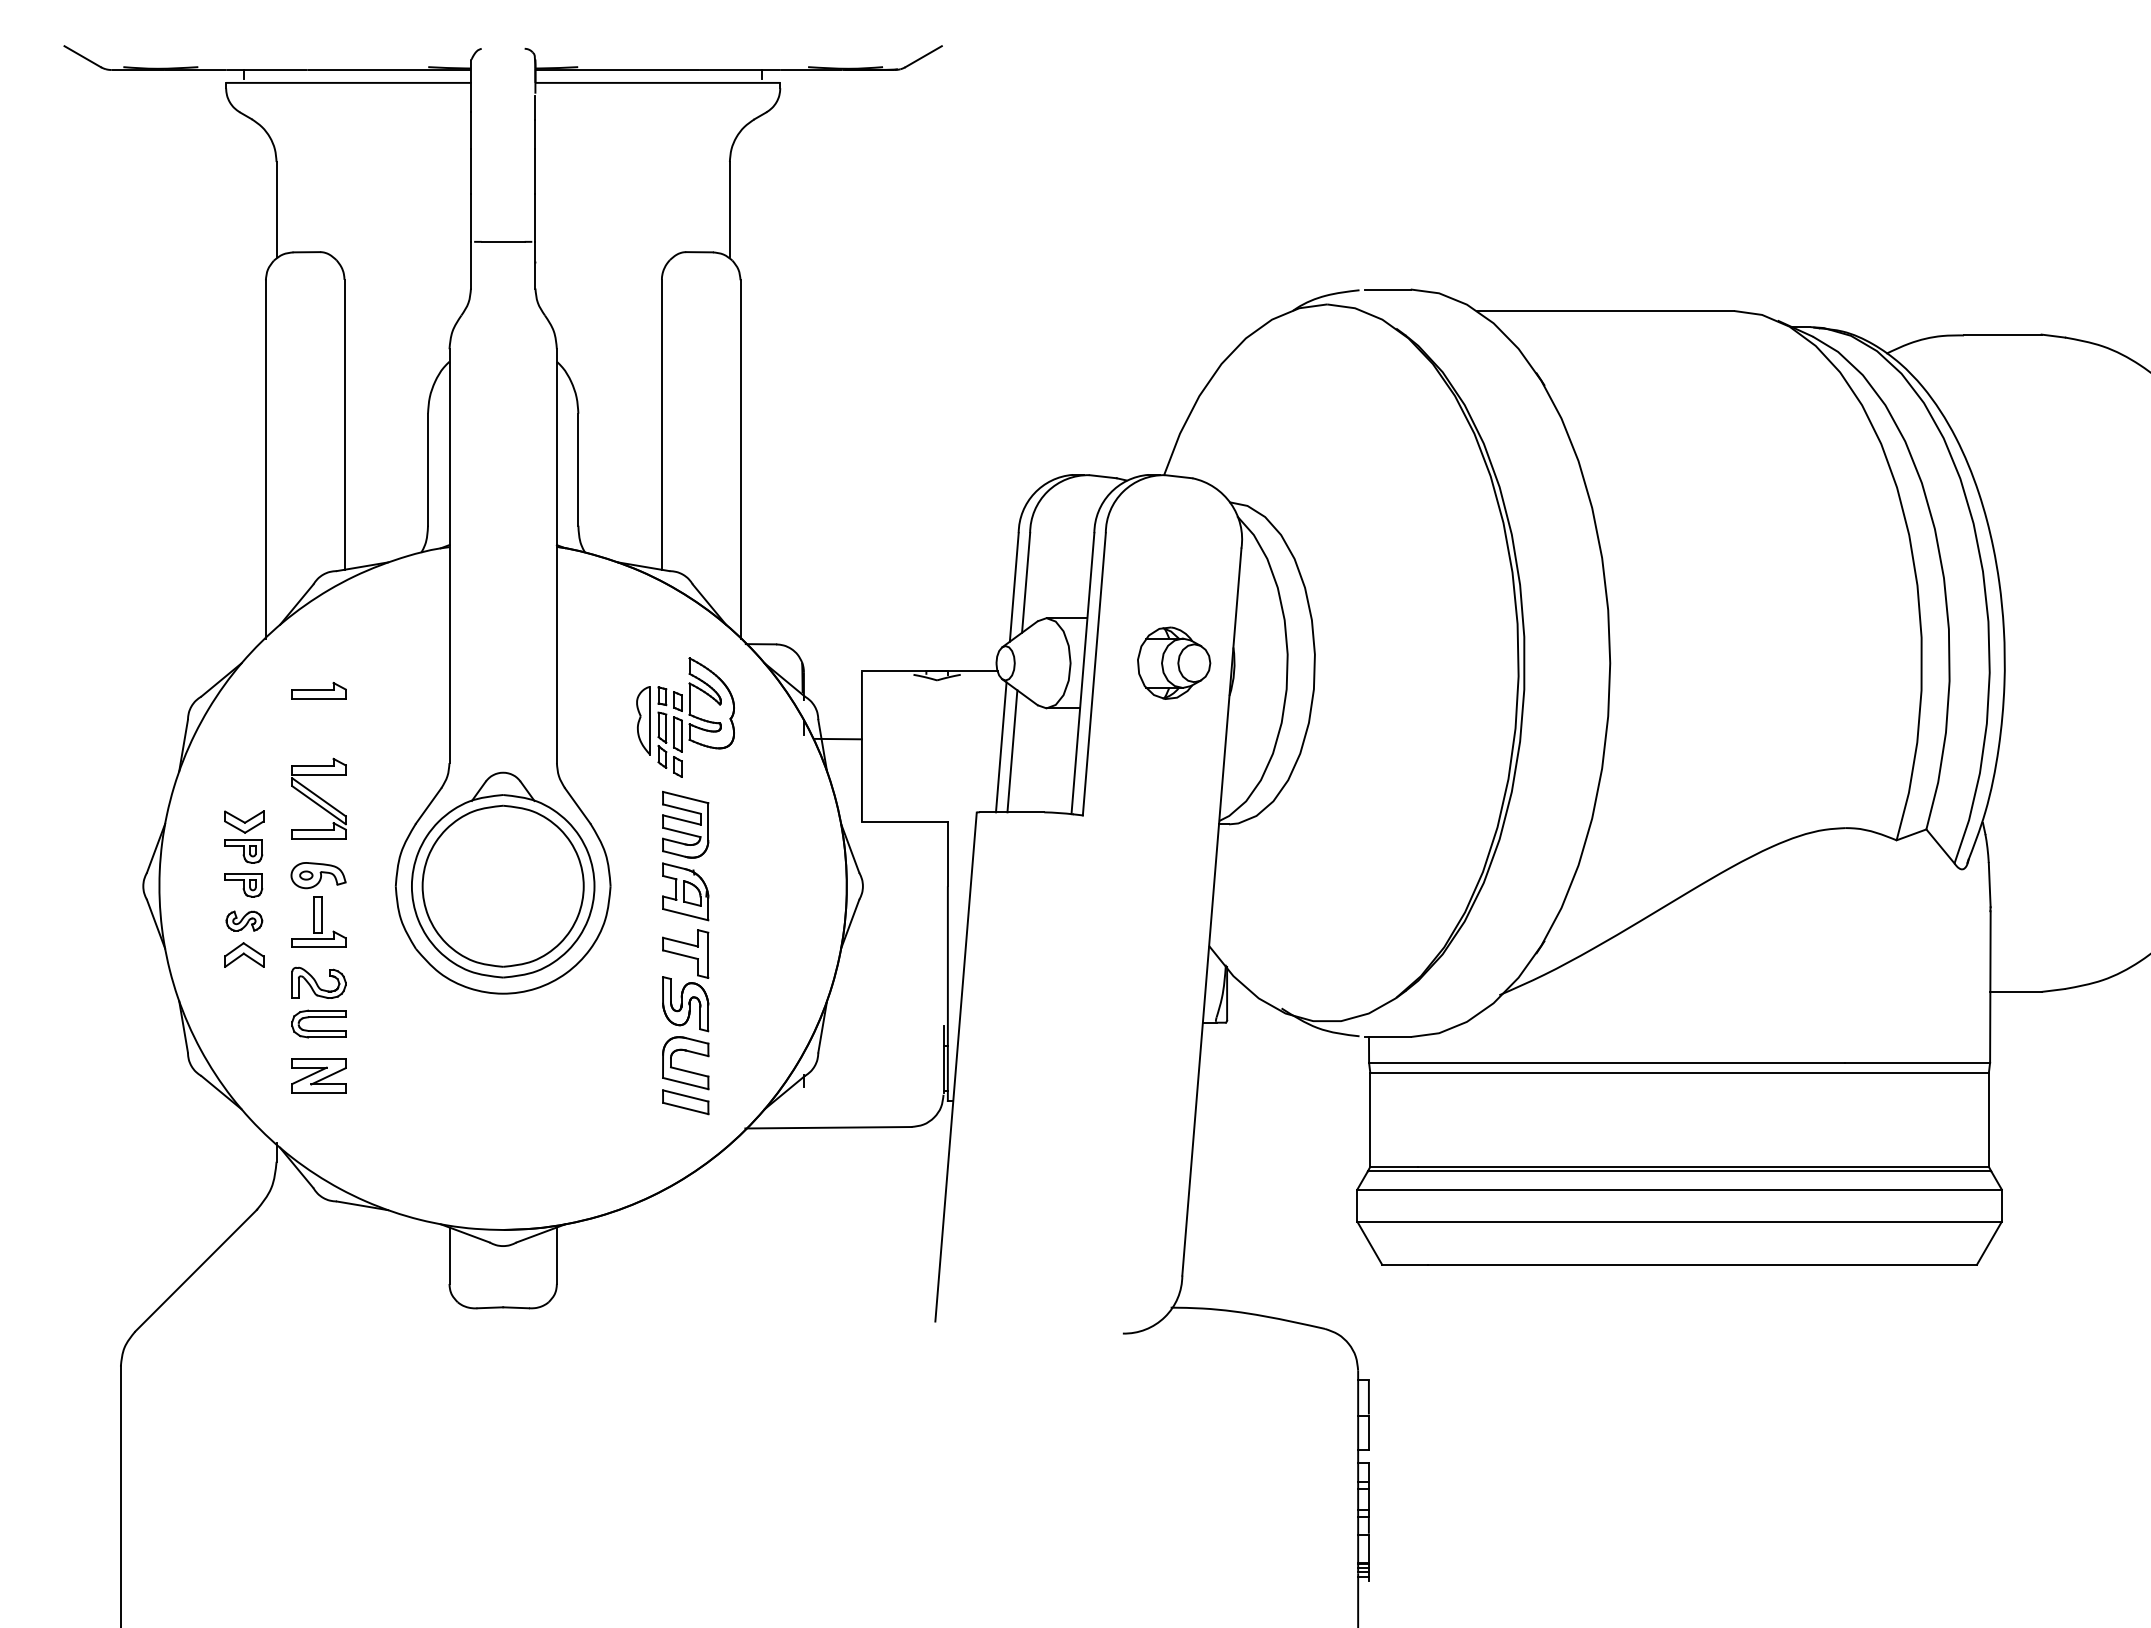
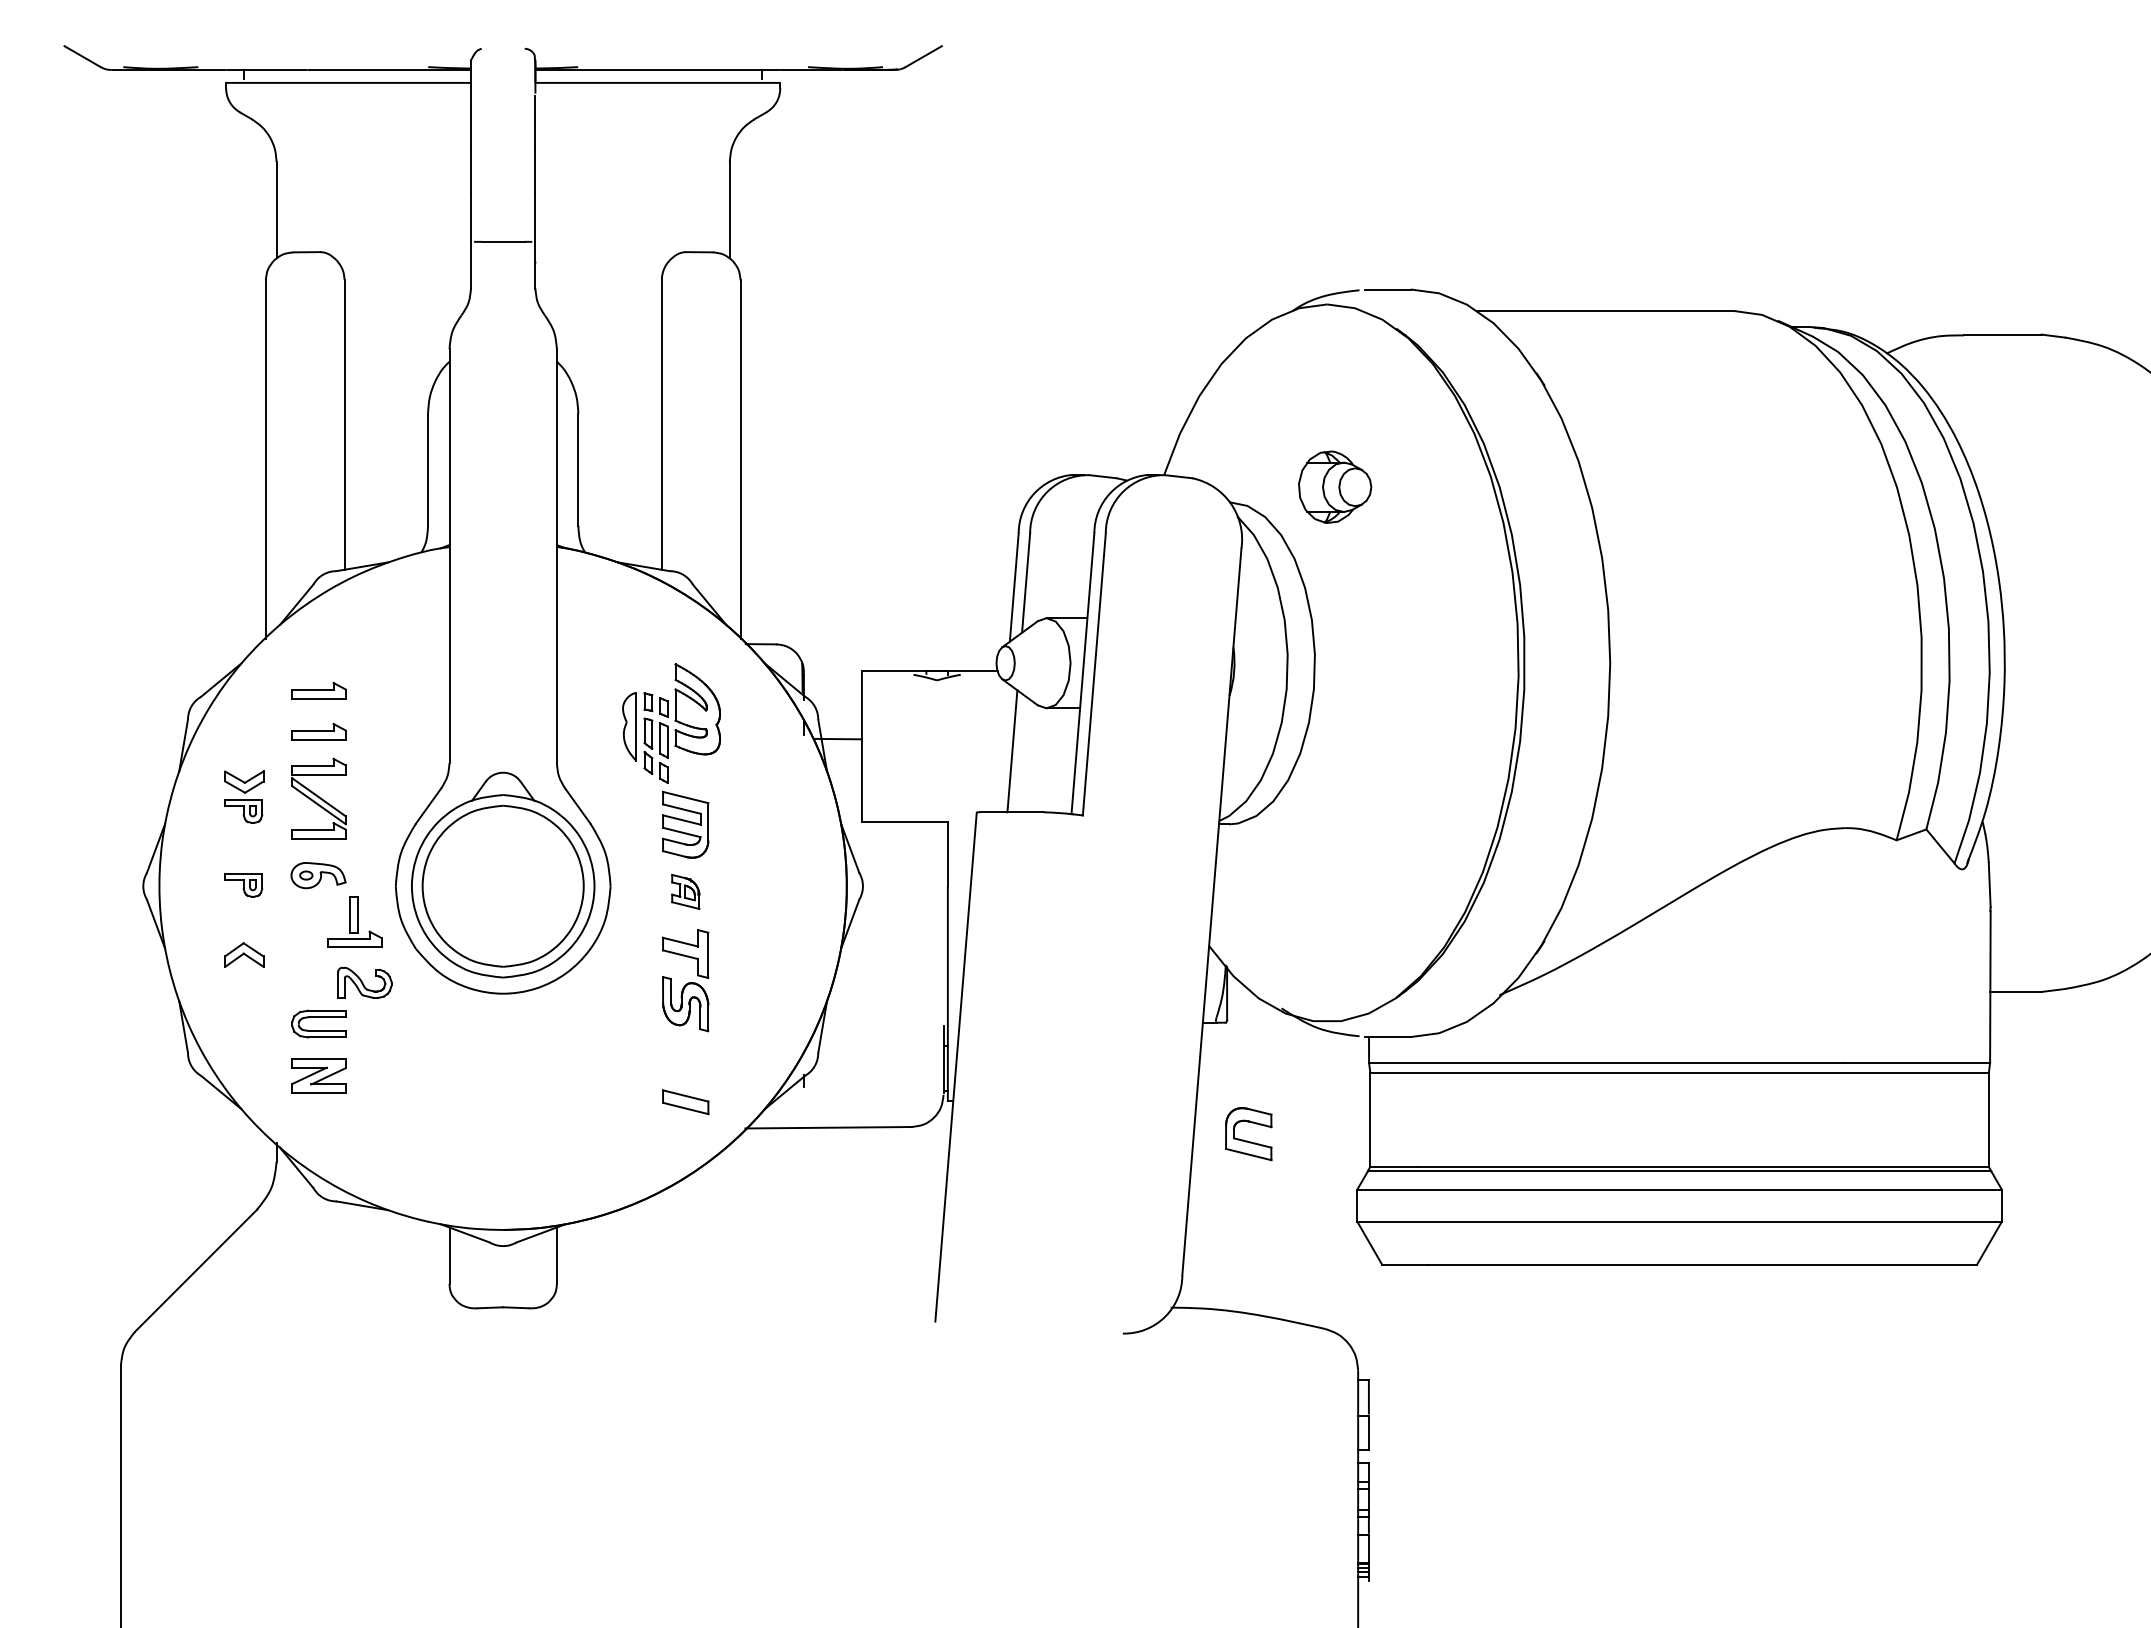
part position: (1174, 662) -> (1335, 486) (1335, 486)
part position: (685, 717) -> (671, 723) (671, 723)
part: none -> present (318, 731)
line: present -> none (1000, 747)
part position: (244, 836) -> (244, 796) (244, 796)
part size: 48x60 px -> 30x36 px (685, 891)
part: present -> none (244, 920)
part position: (318, 921) -> (354, 921) (354, 921)
part position: (318, 982) -> (364, 982) (364, 982)
part position: (684, 1069) -> (1247, 1140) (1247, 1140)
